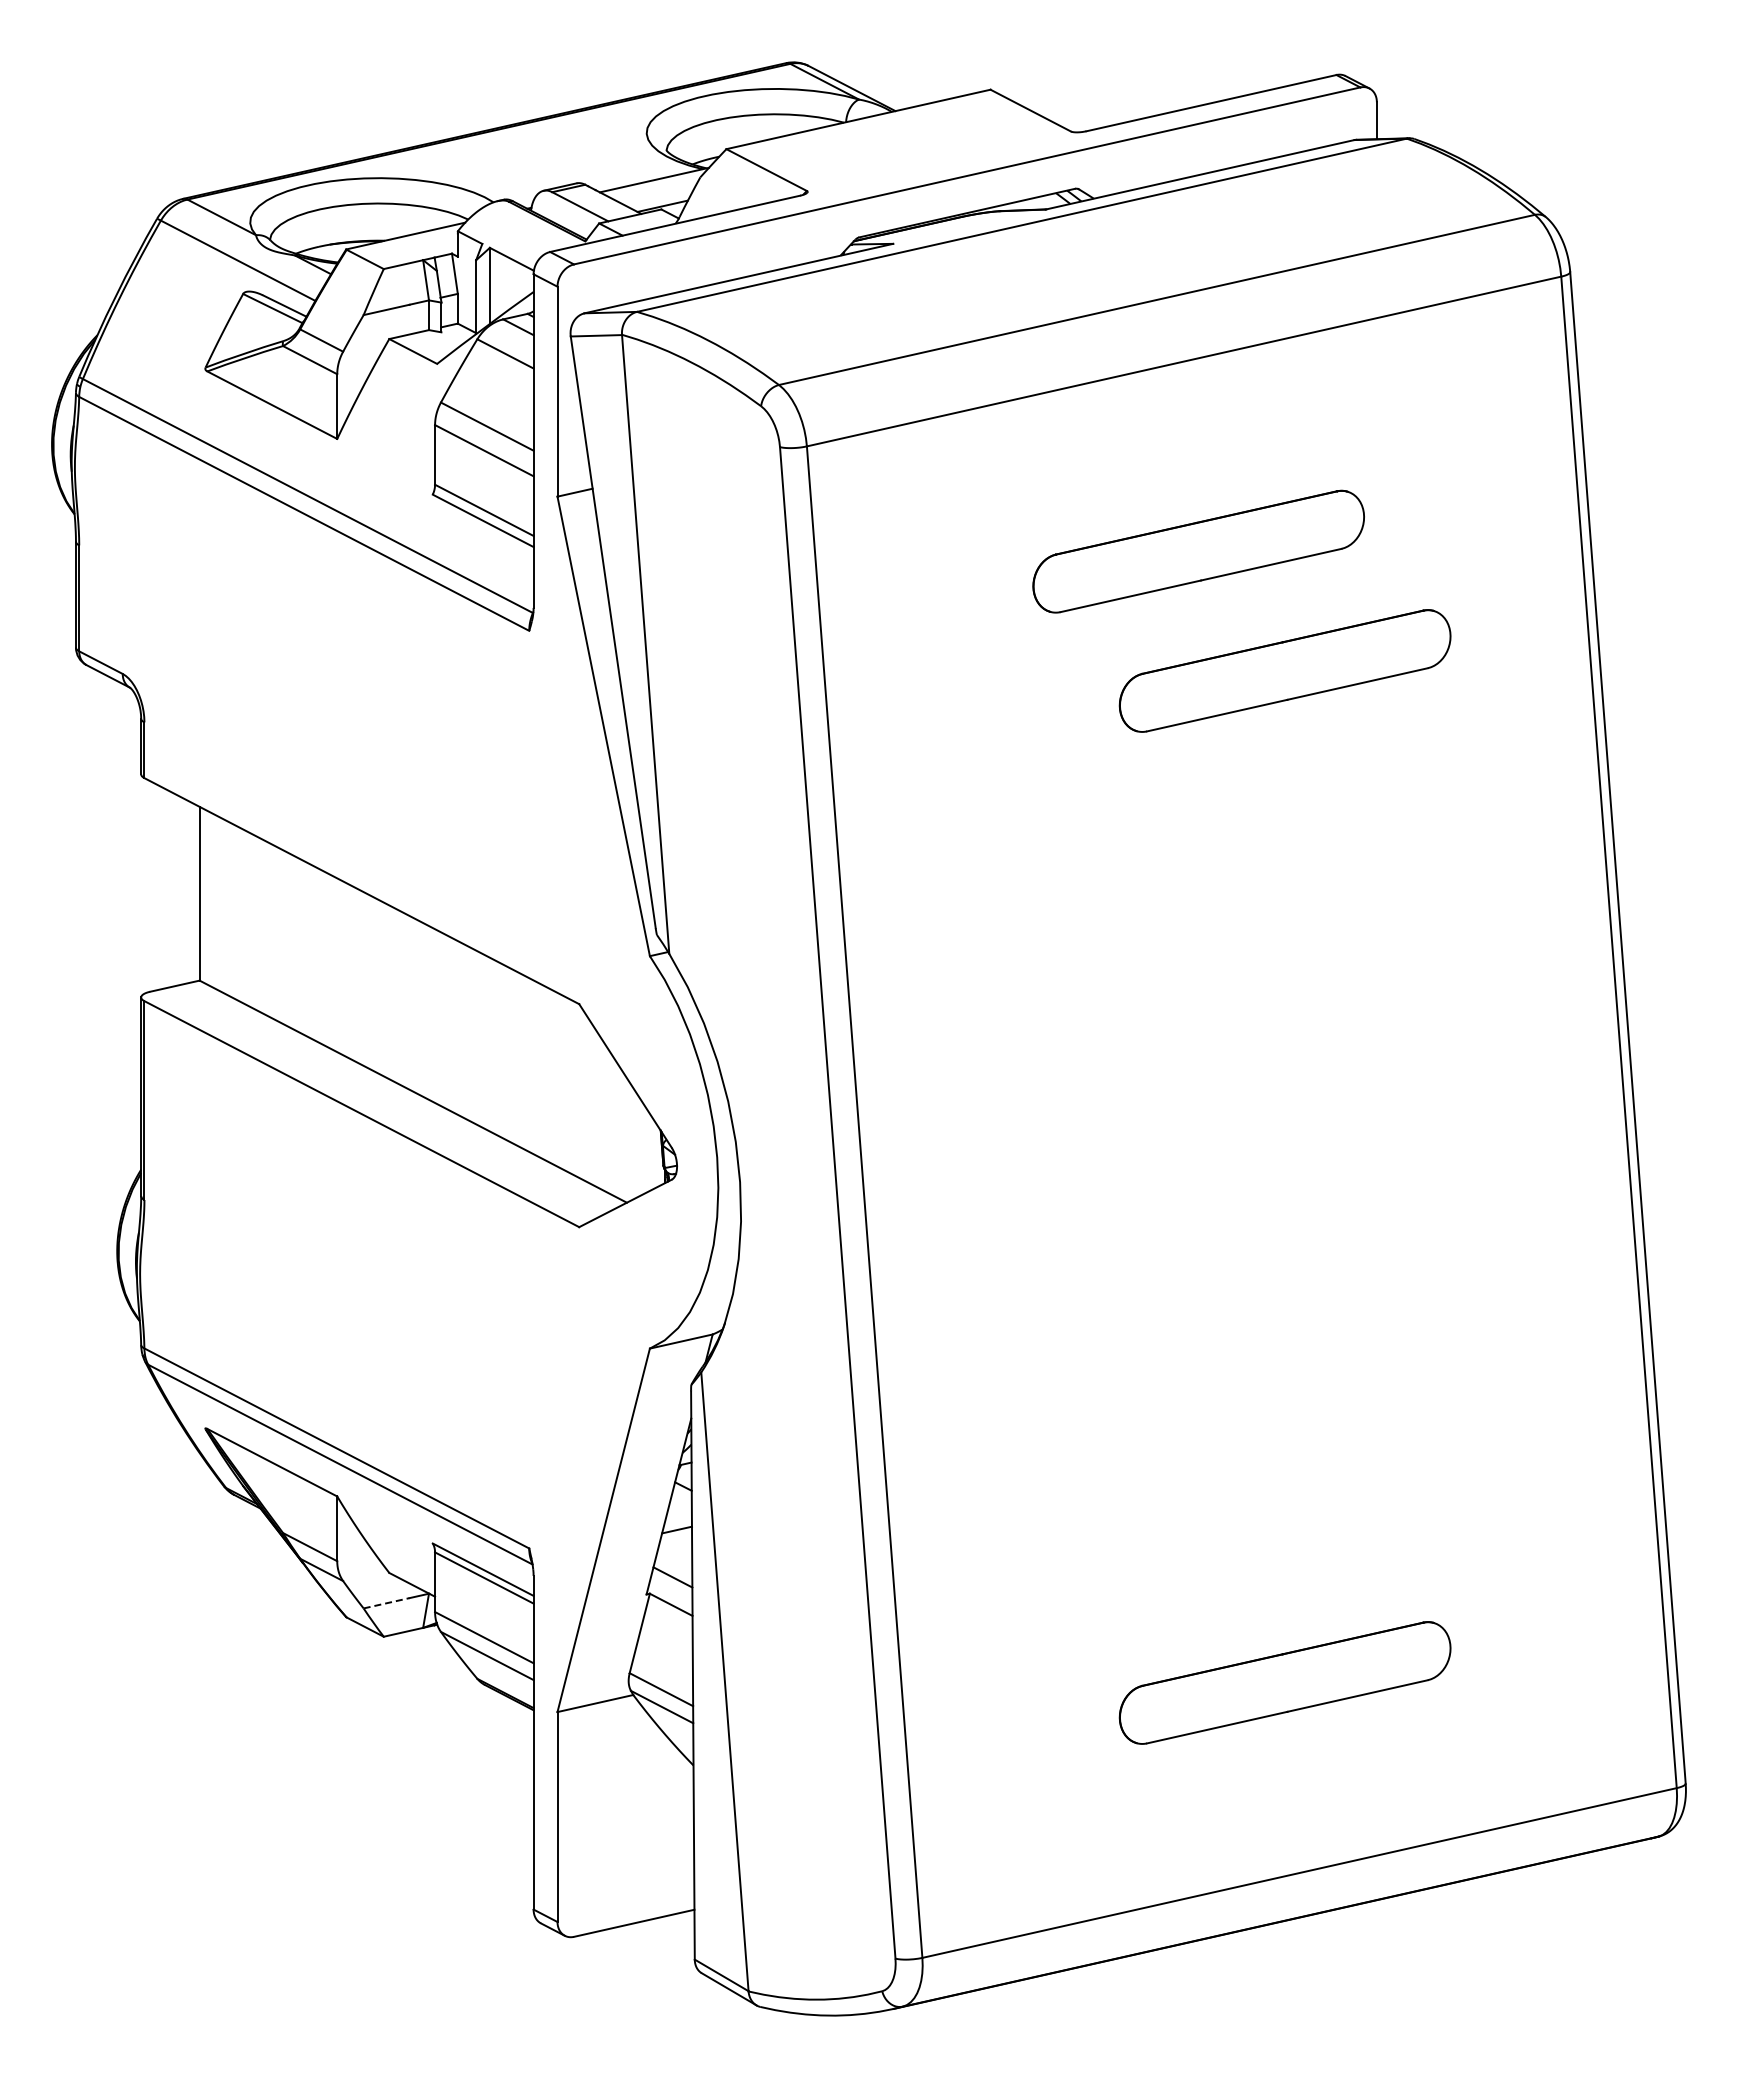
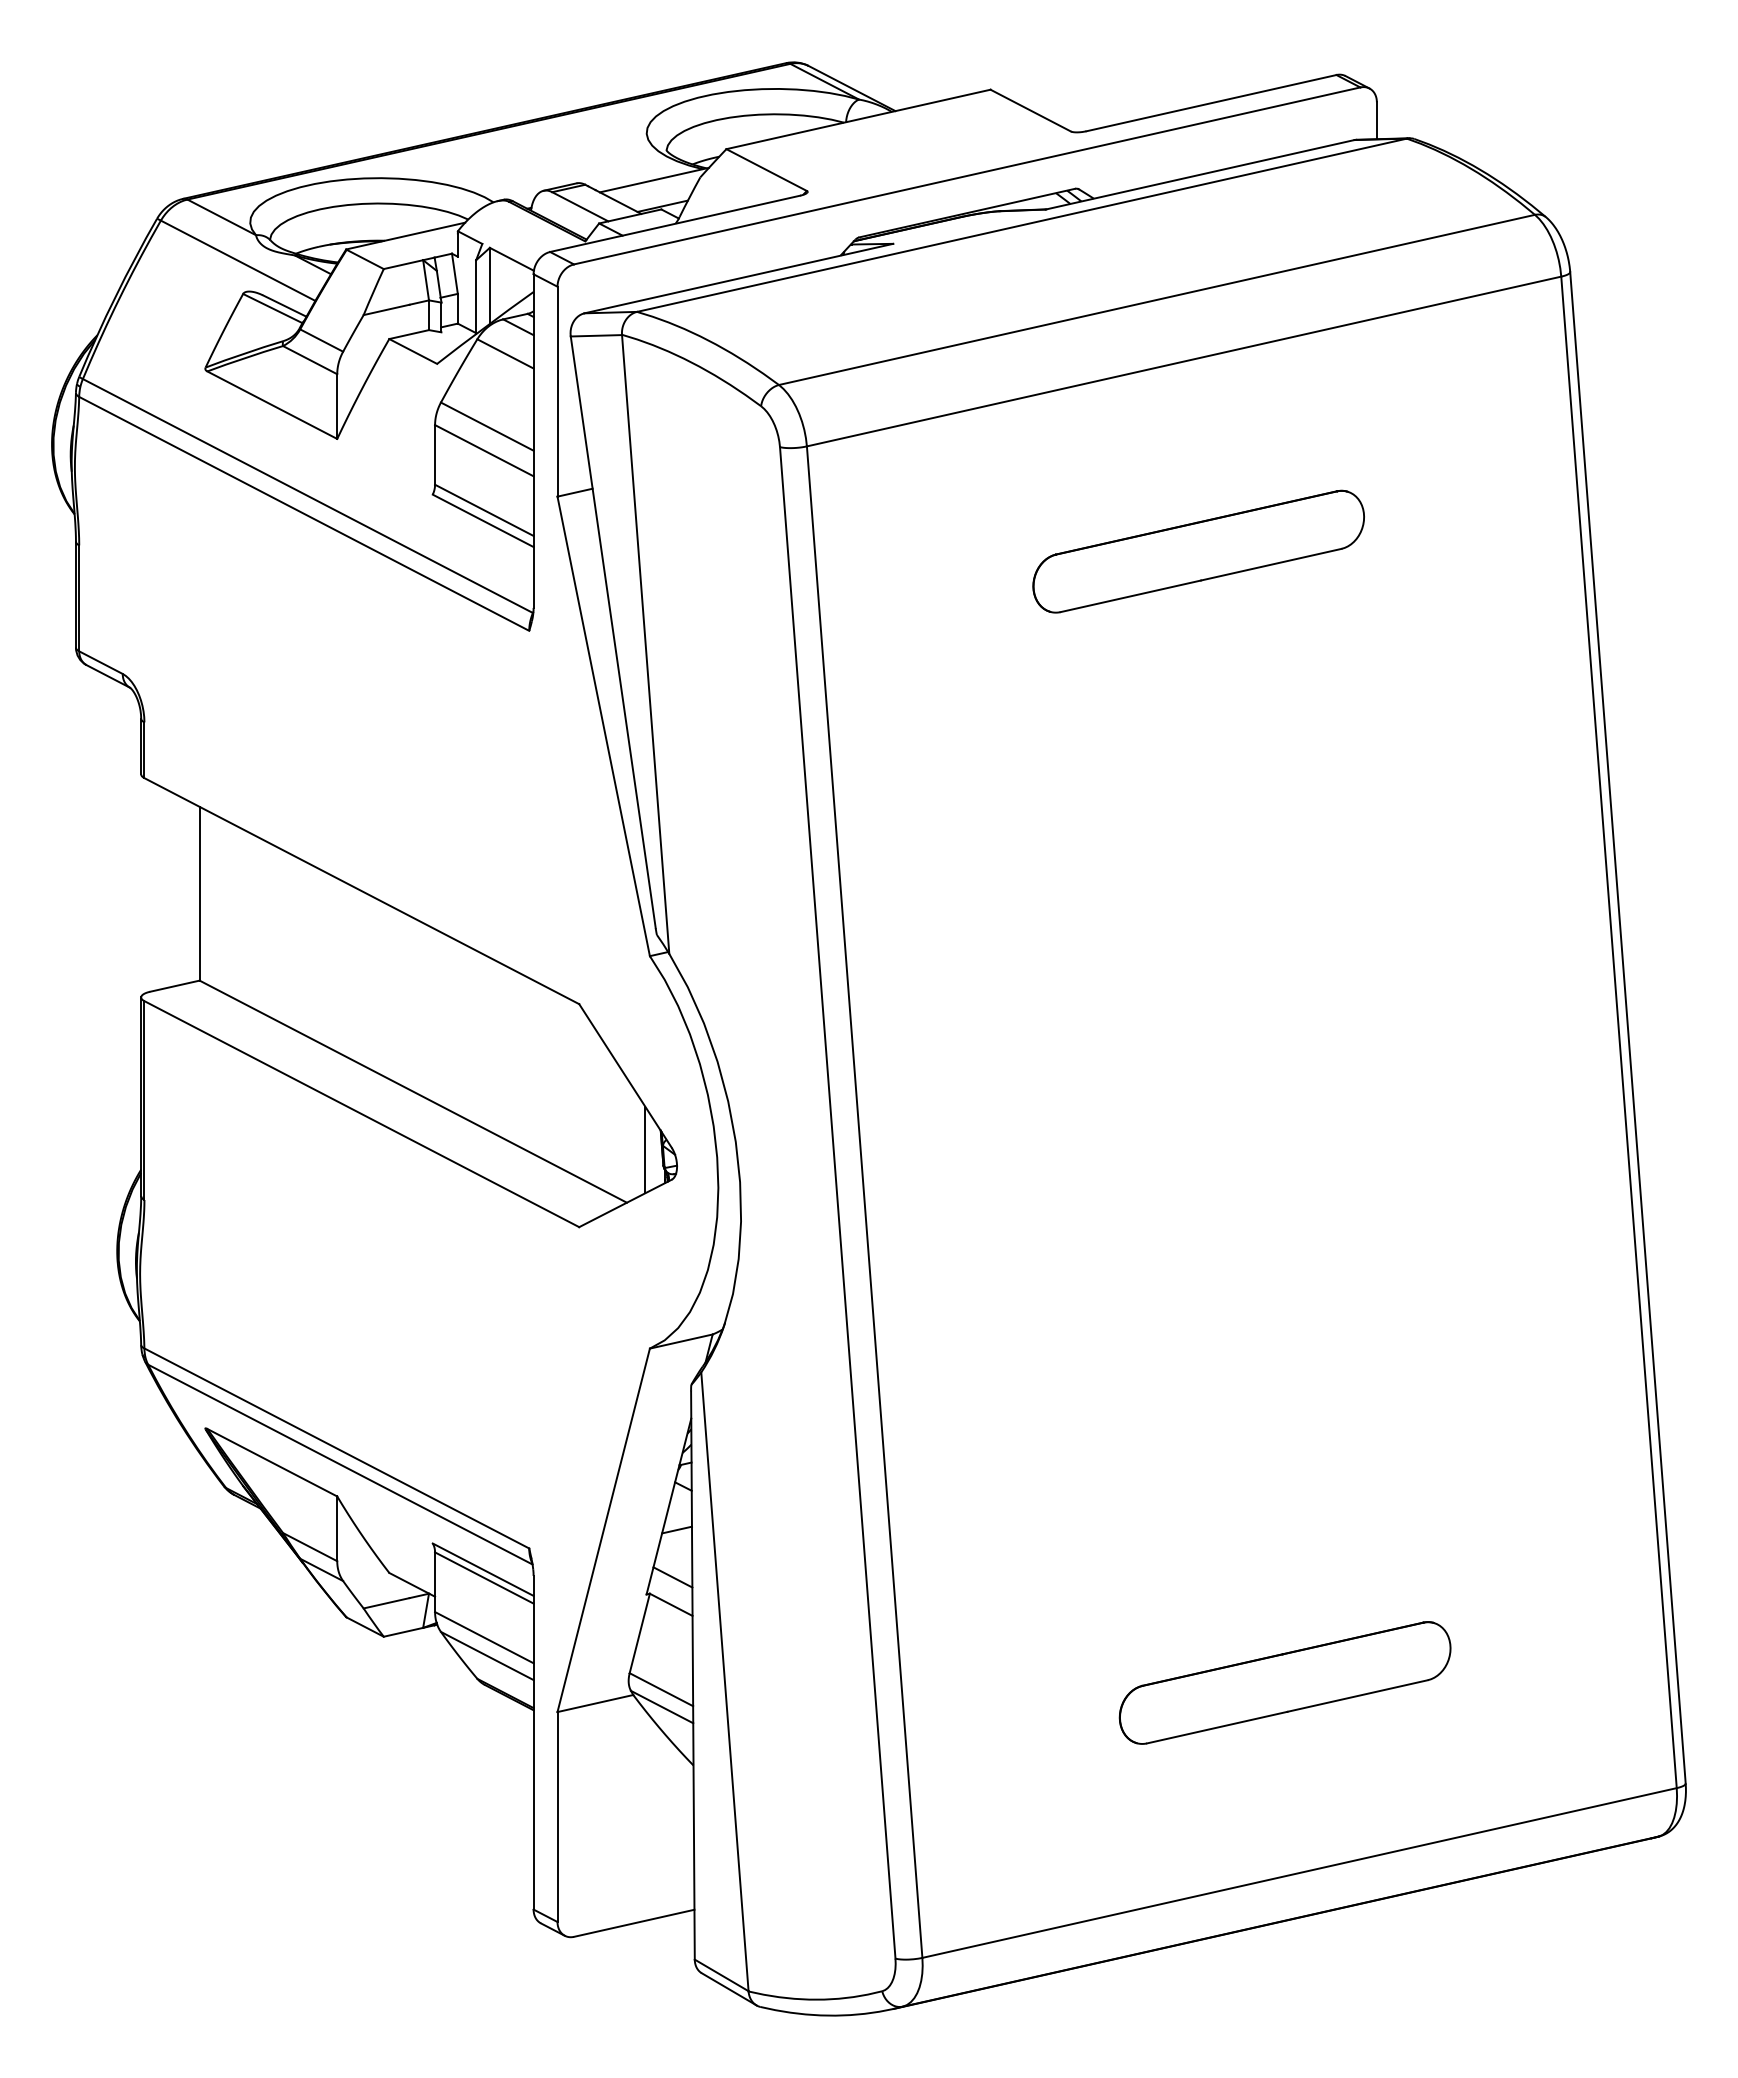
part: present -> none (1284, 670)
line: none -> present (645, 1149)
line: dashed -> solid (386, 1603)
